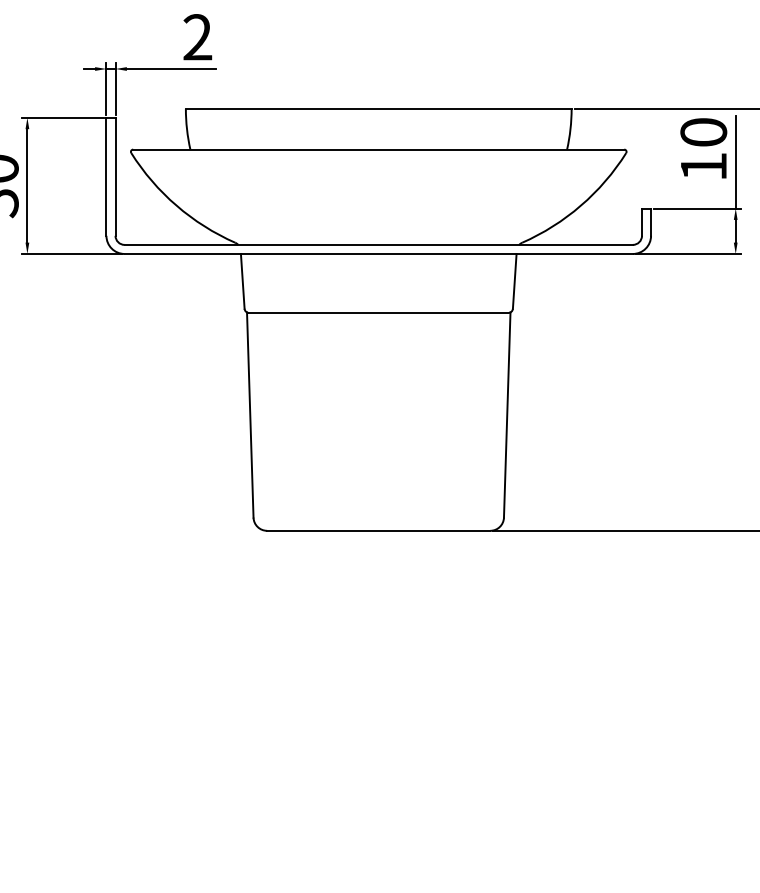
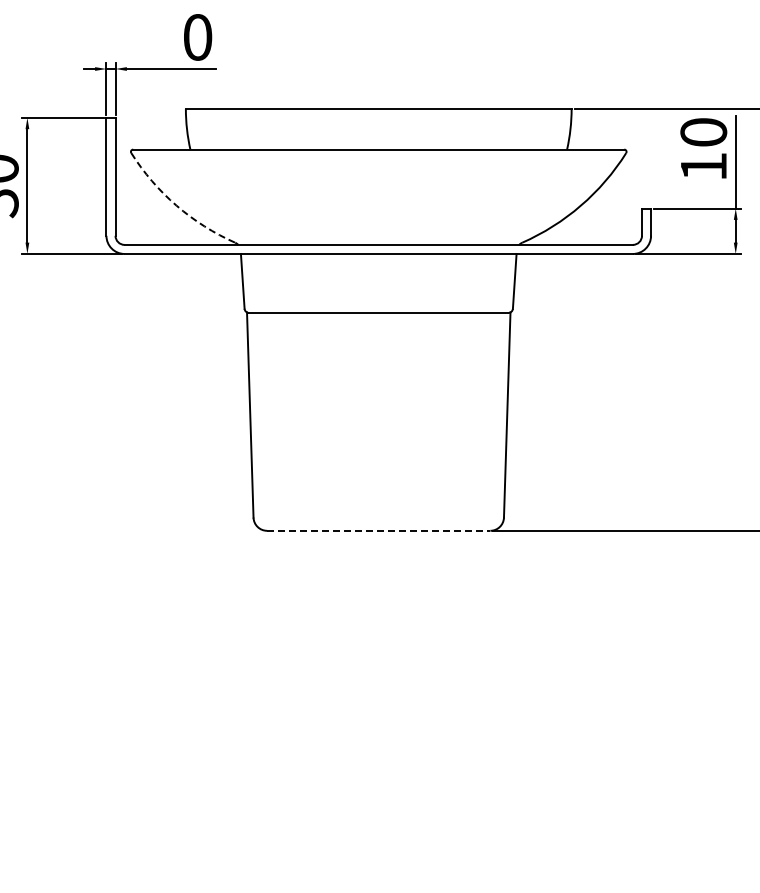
text: 2 -> 0 (197, 37)
arc: solid -> dashed (176, 205)
line: solid -> dashed (378, 530)
